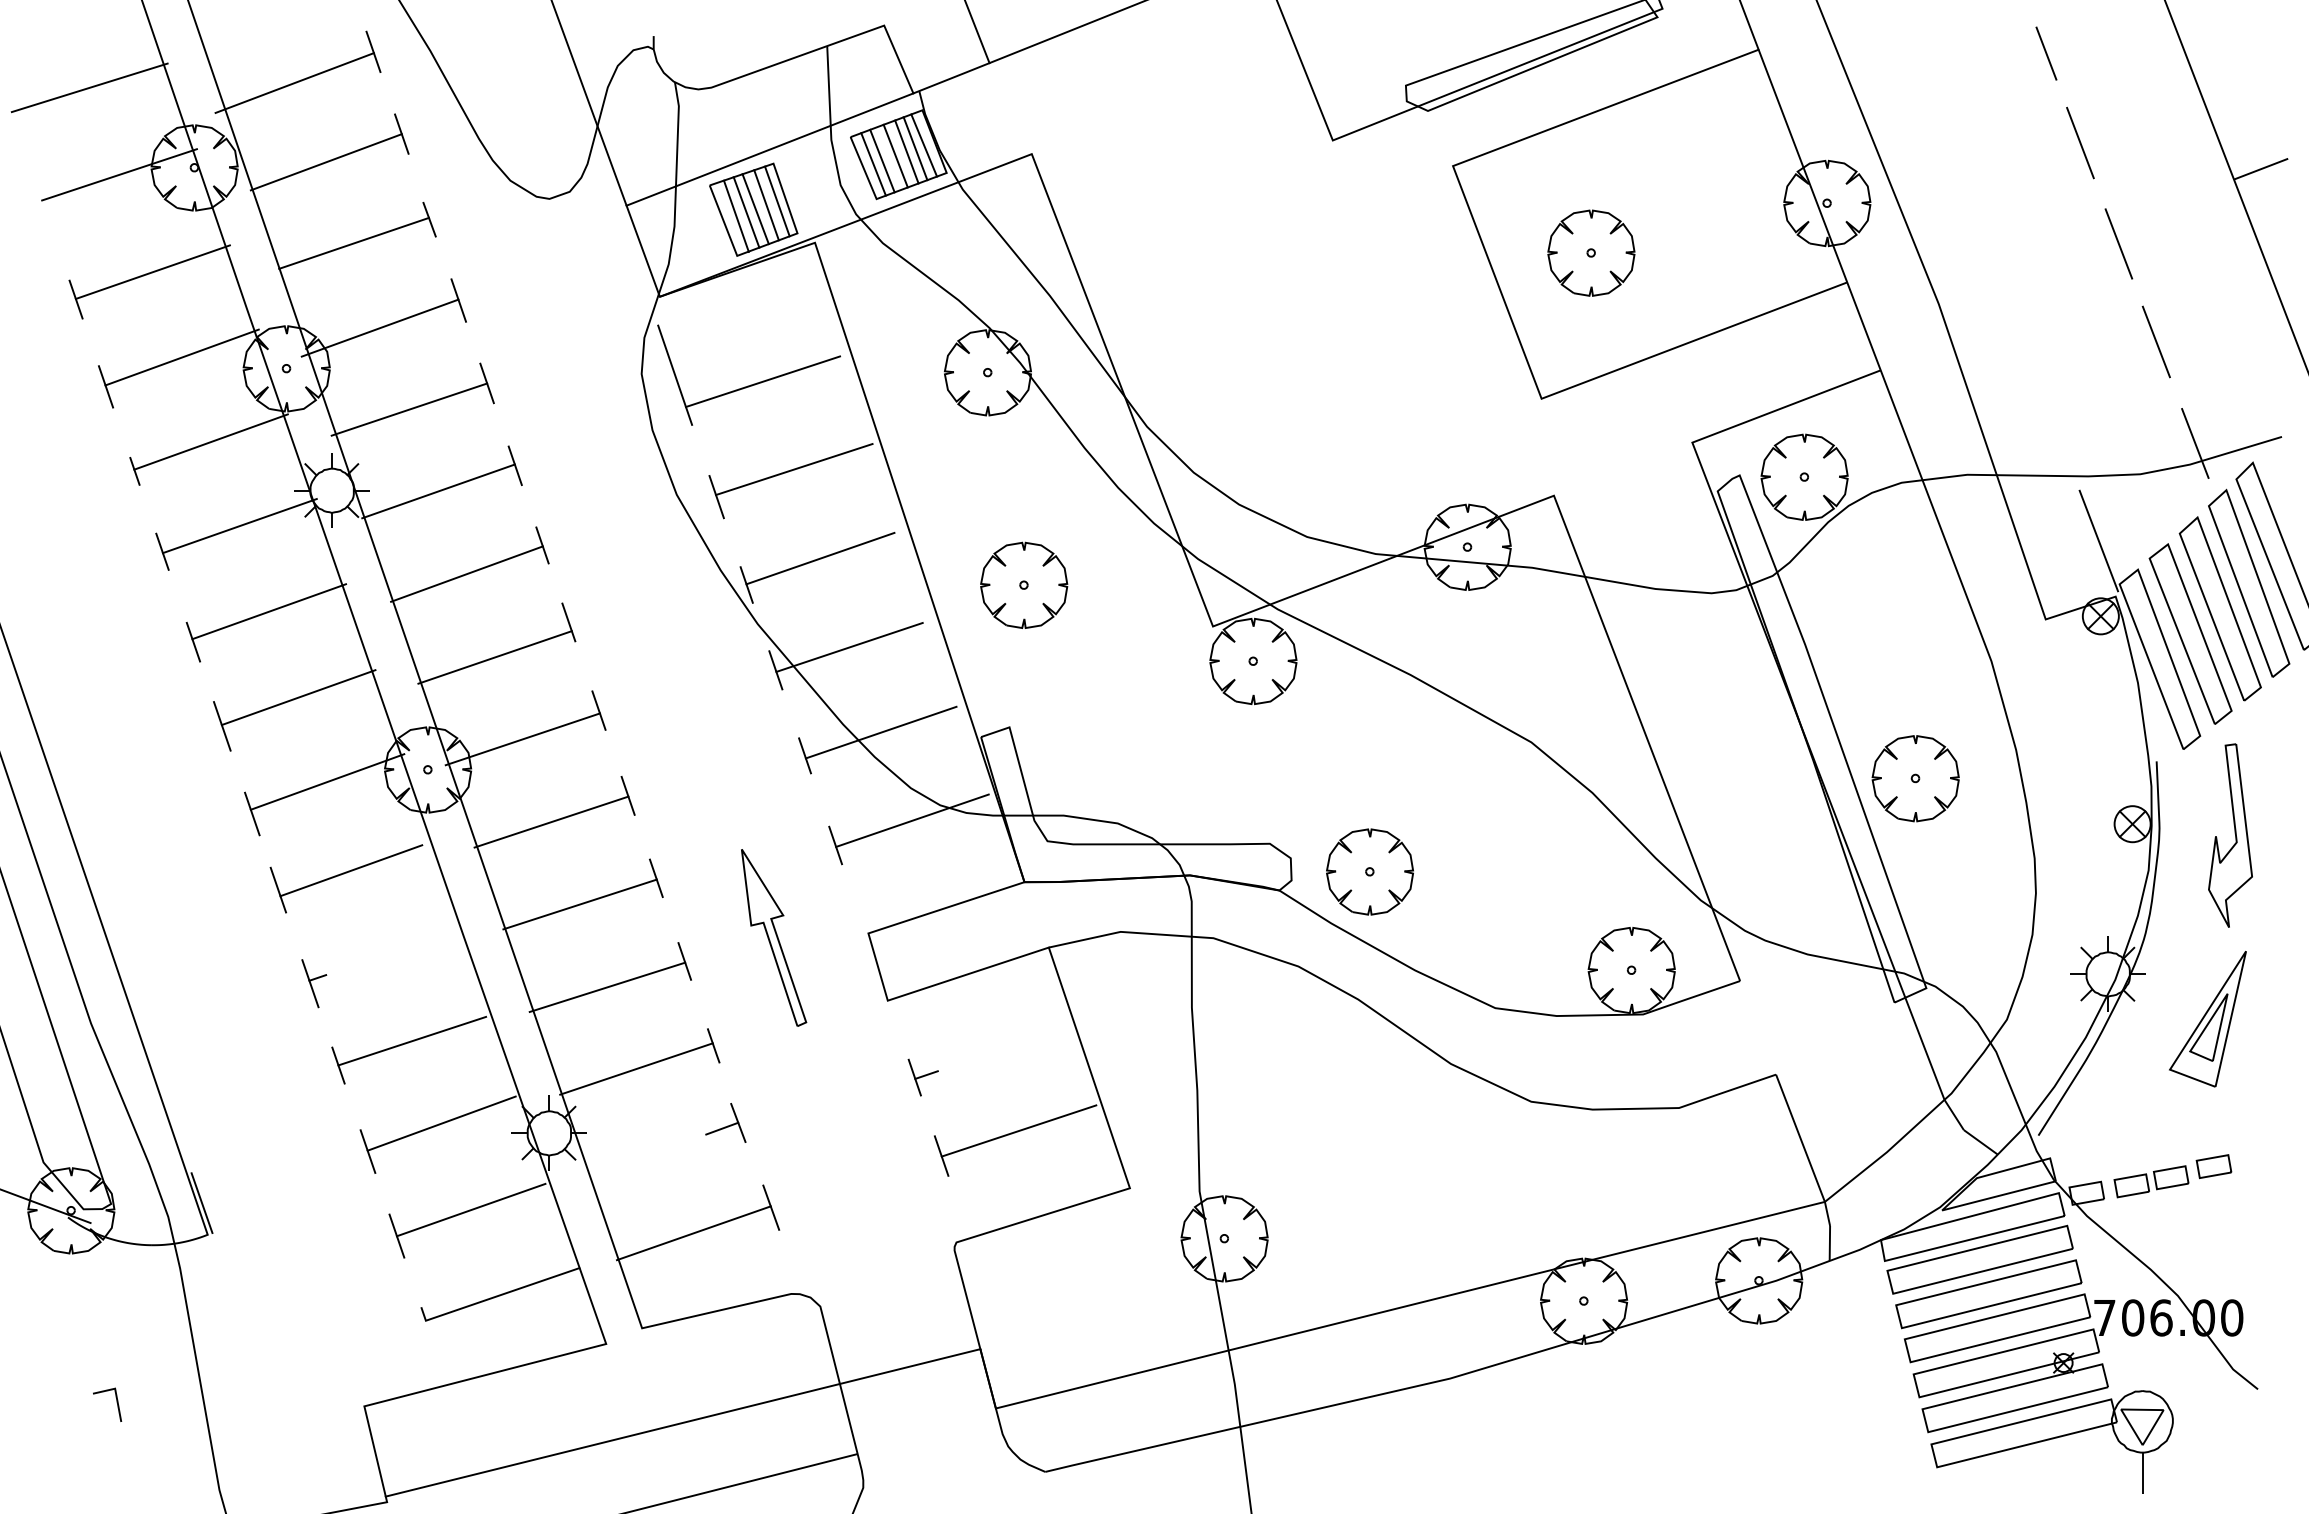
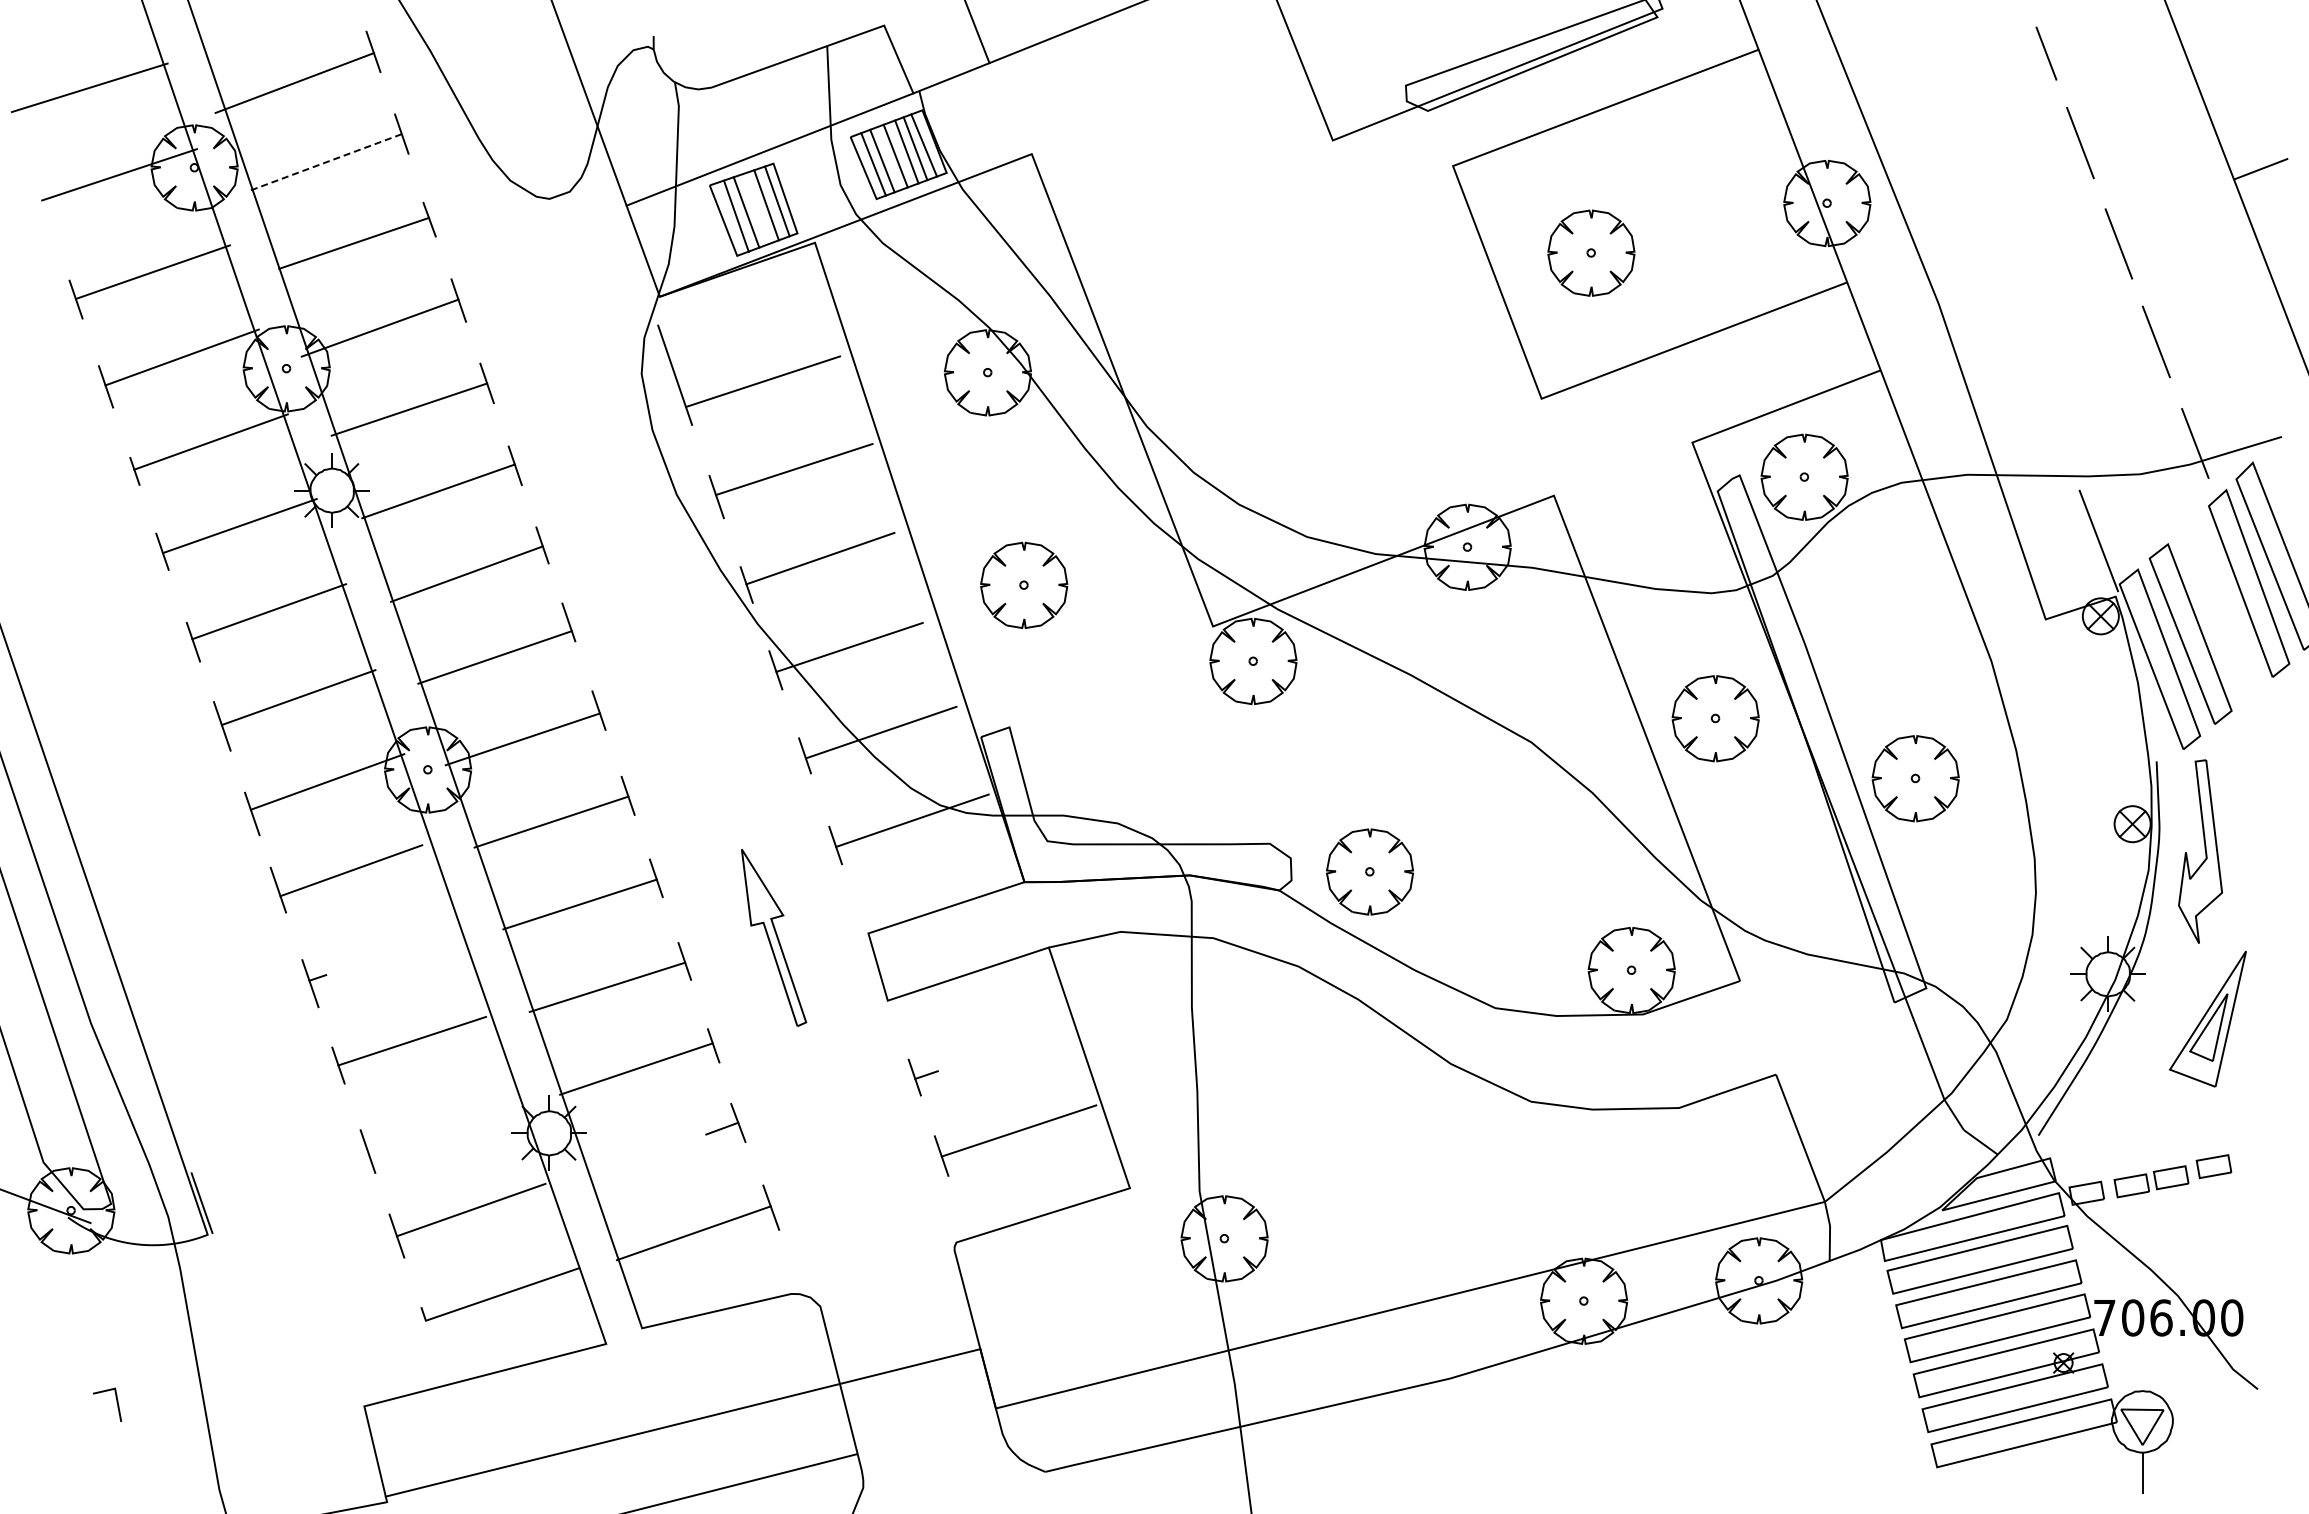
line: solid -> dashed (326, 162)
line: present -> none (755, 209)
part: present -> none (2219, 608)
part: none -> present (1715, 718)
part position: (2230, 835) -> (2200, 851) (2200, 851)
line: present -> none (441, 1123)
